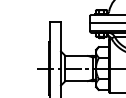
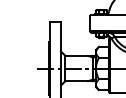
line: present -> none (106, 23)
